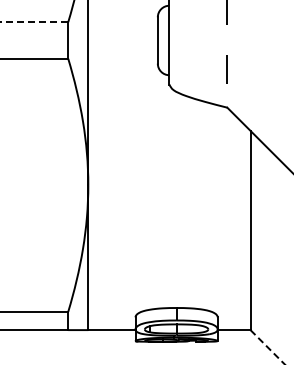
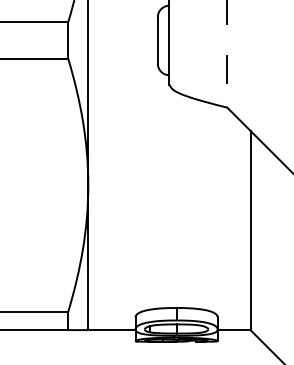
line: dashed -> solid (34, 22)
line: dashed -> solid (267, 347)
